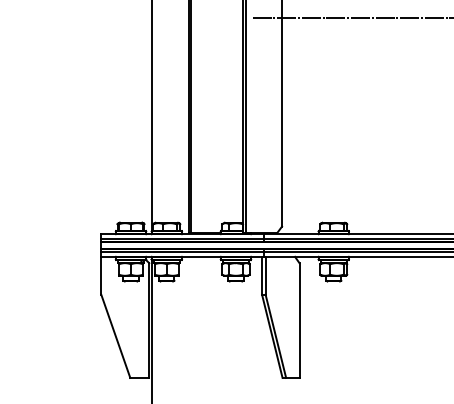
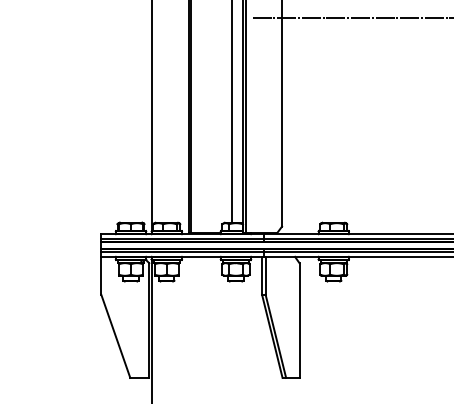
line: none -> present (231, 112)
